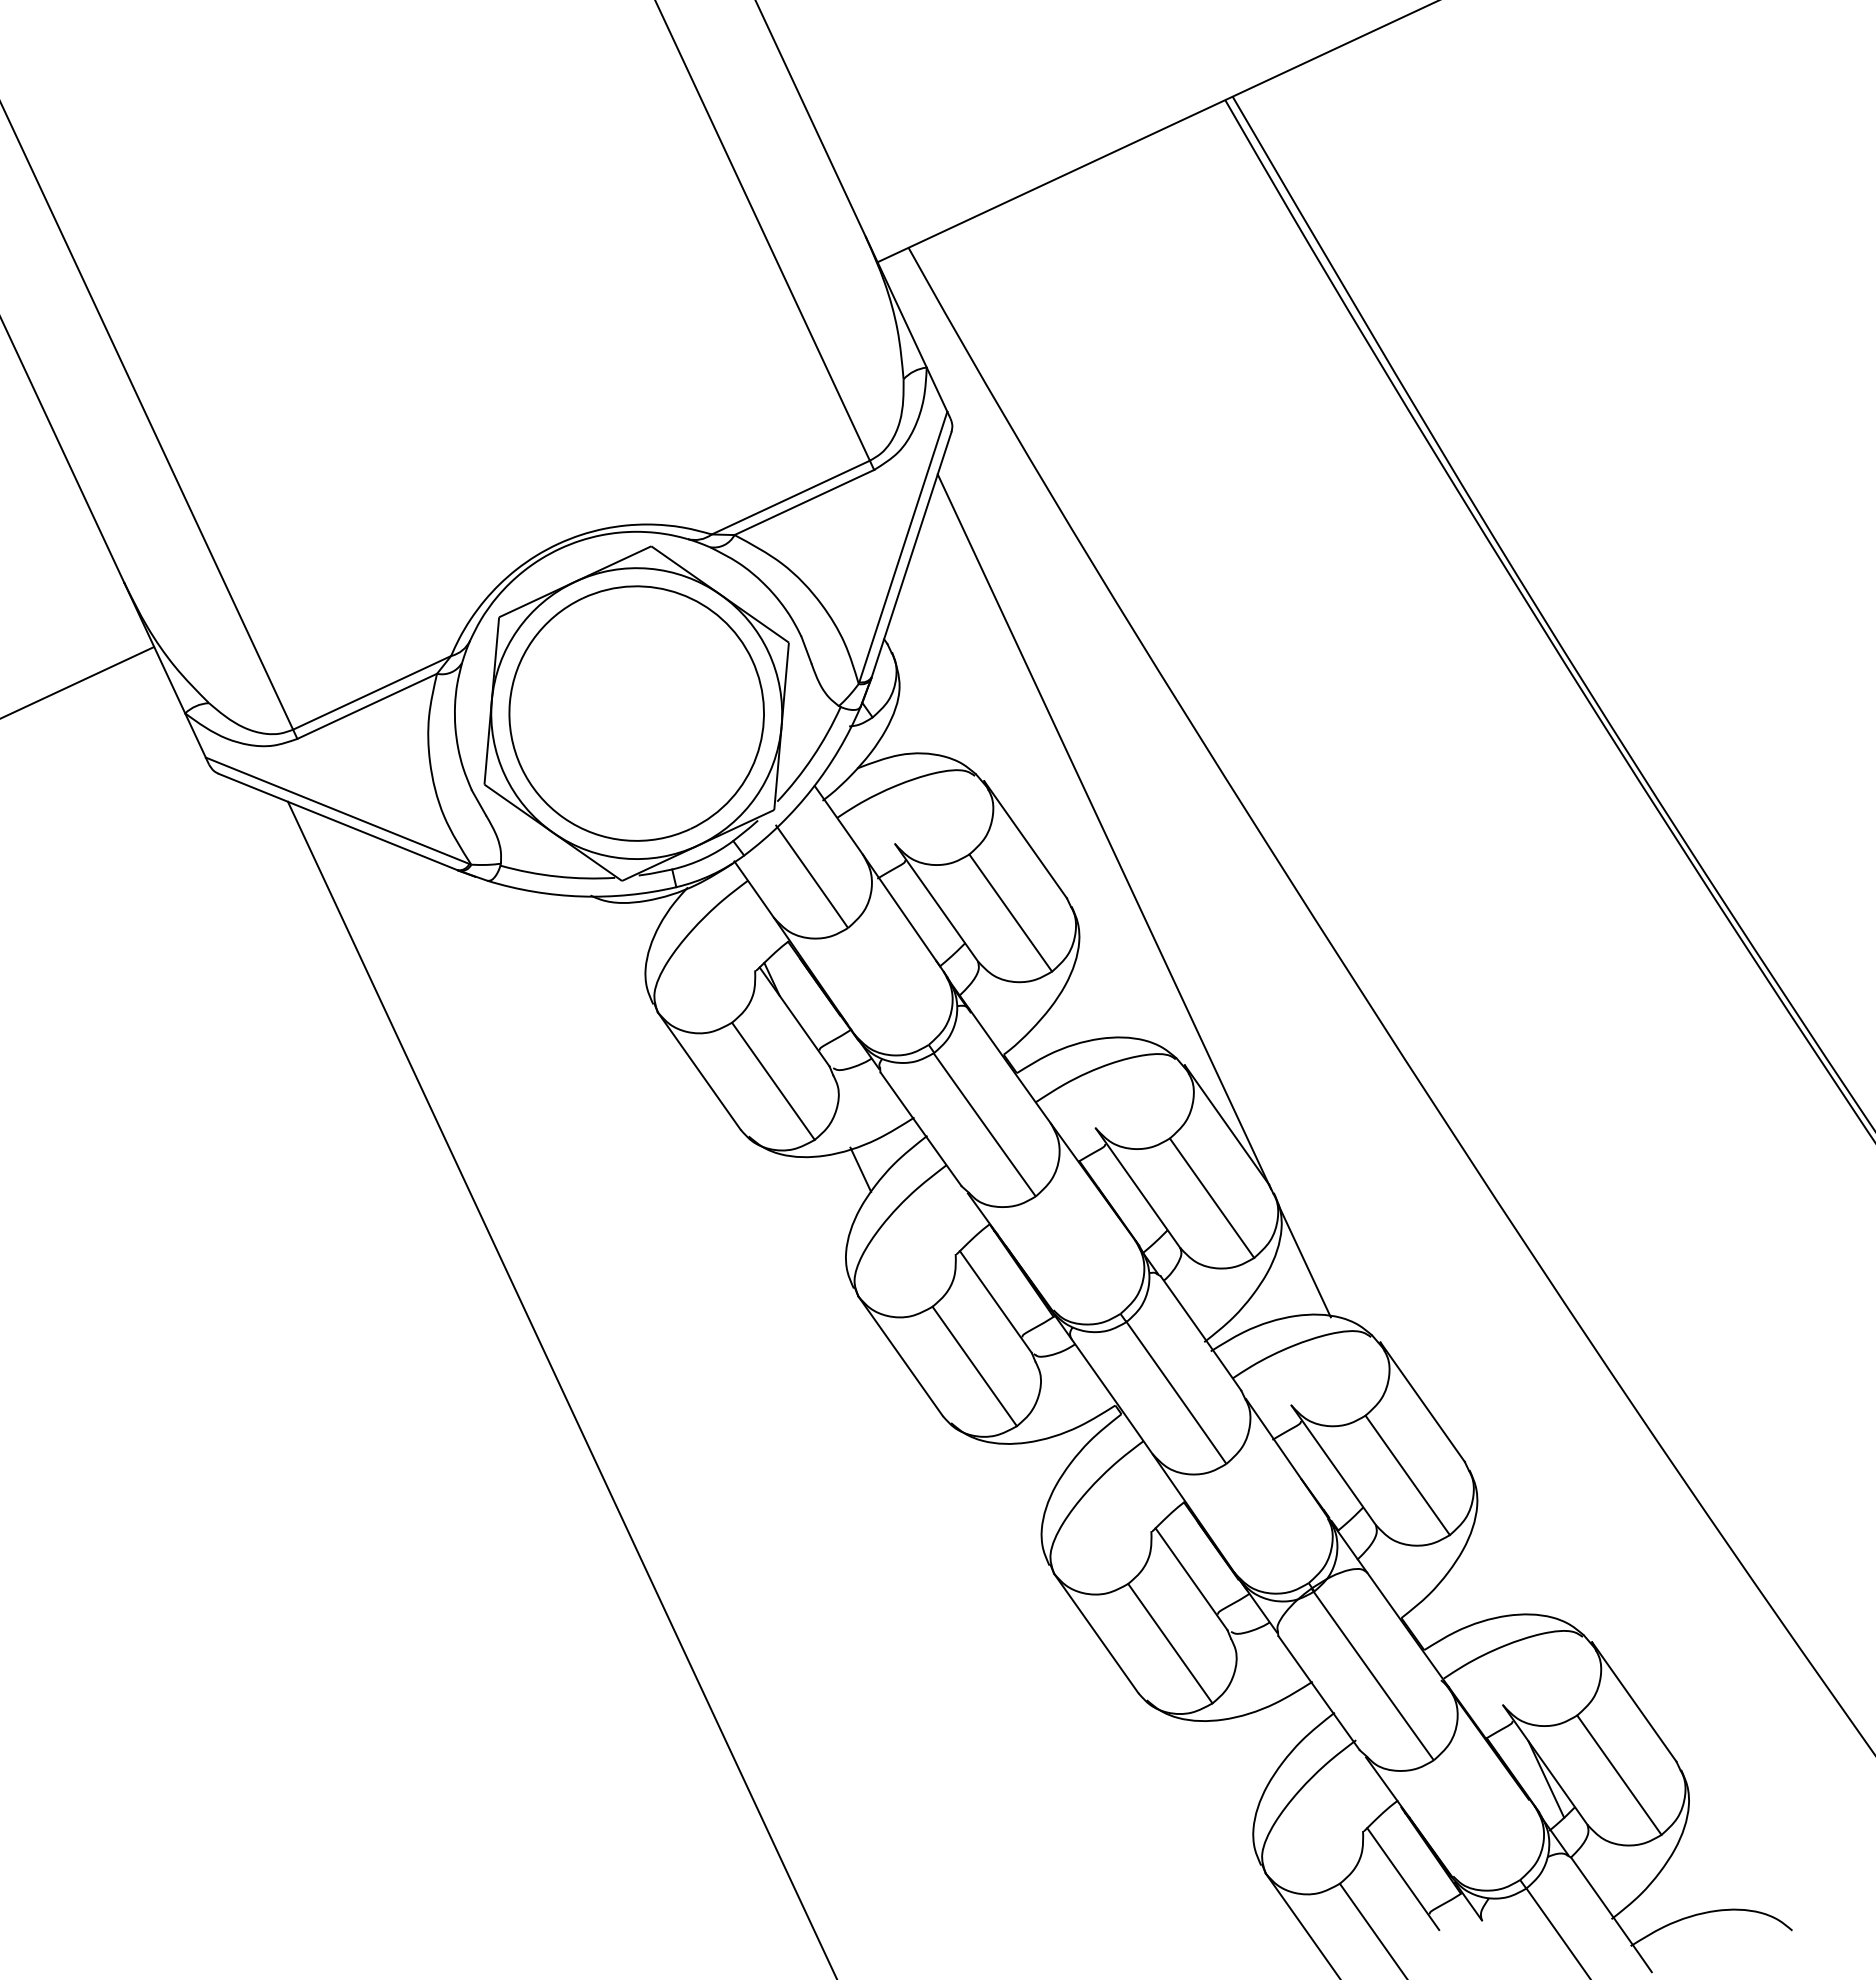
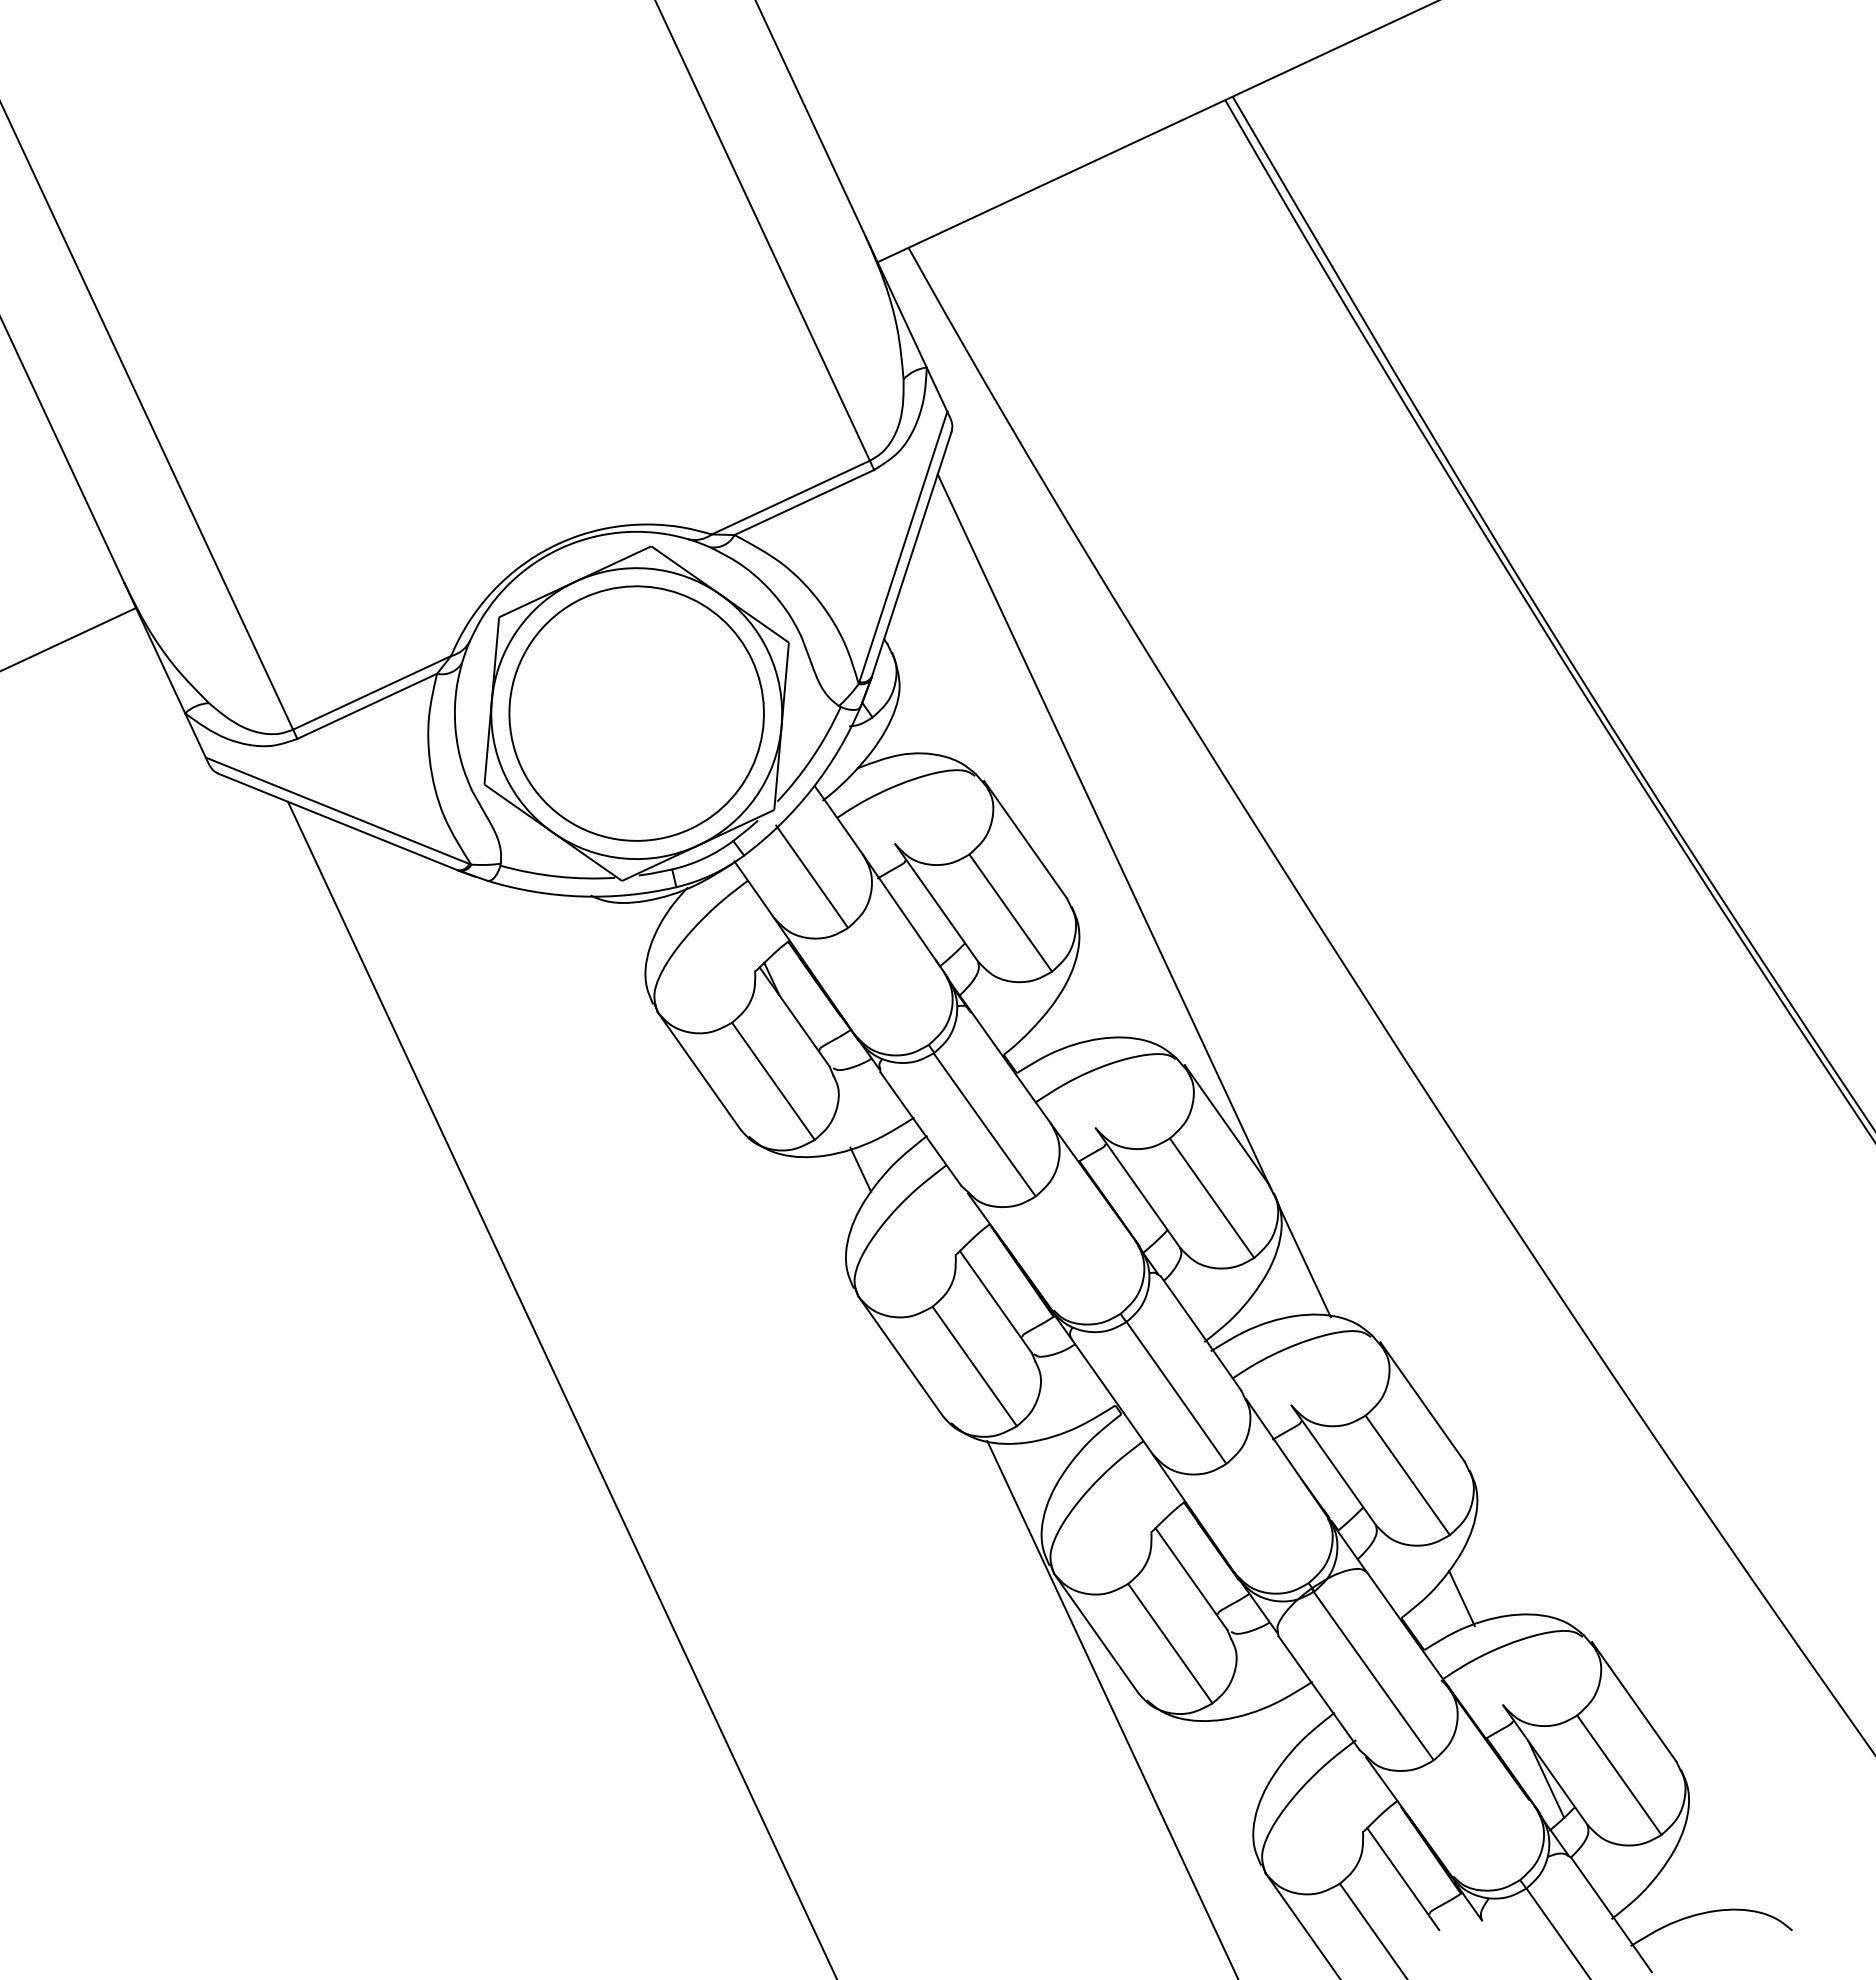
line position: (78, 682) -> (69, 639) (69, 639)
line: none -> present (1461, 1598)
line: none -> present (1112, 1708)
